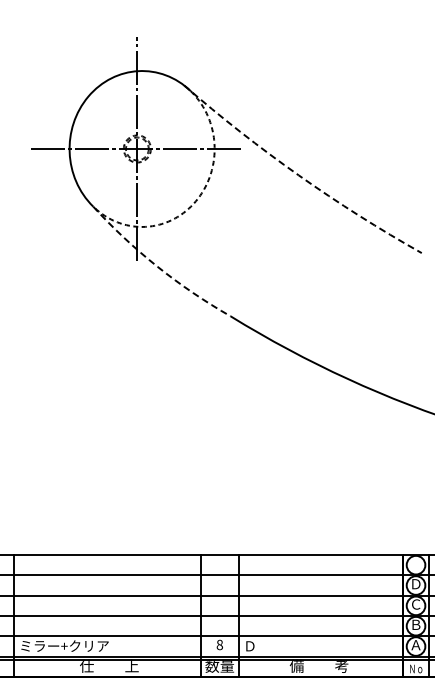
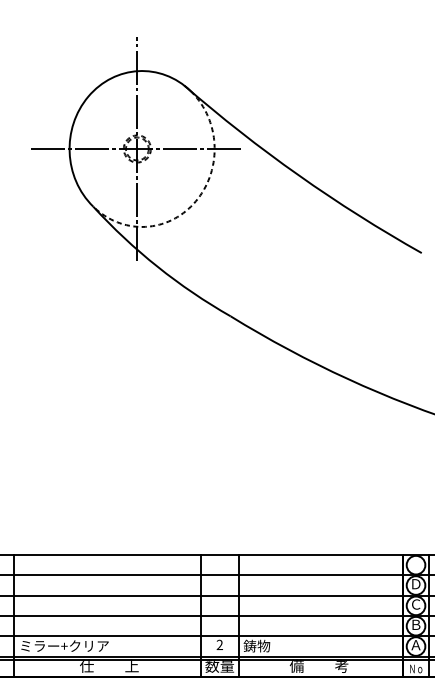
arc: dashed -> solid (298, 175)
arc: dashed -> solid (157, 266)
text: 8 -> 2 (219, 645)
text: Ｄ -> 鋳物 (256, 645)
